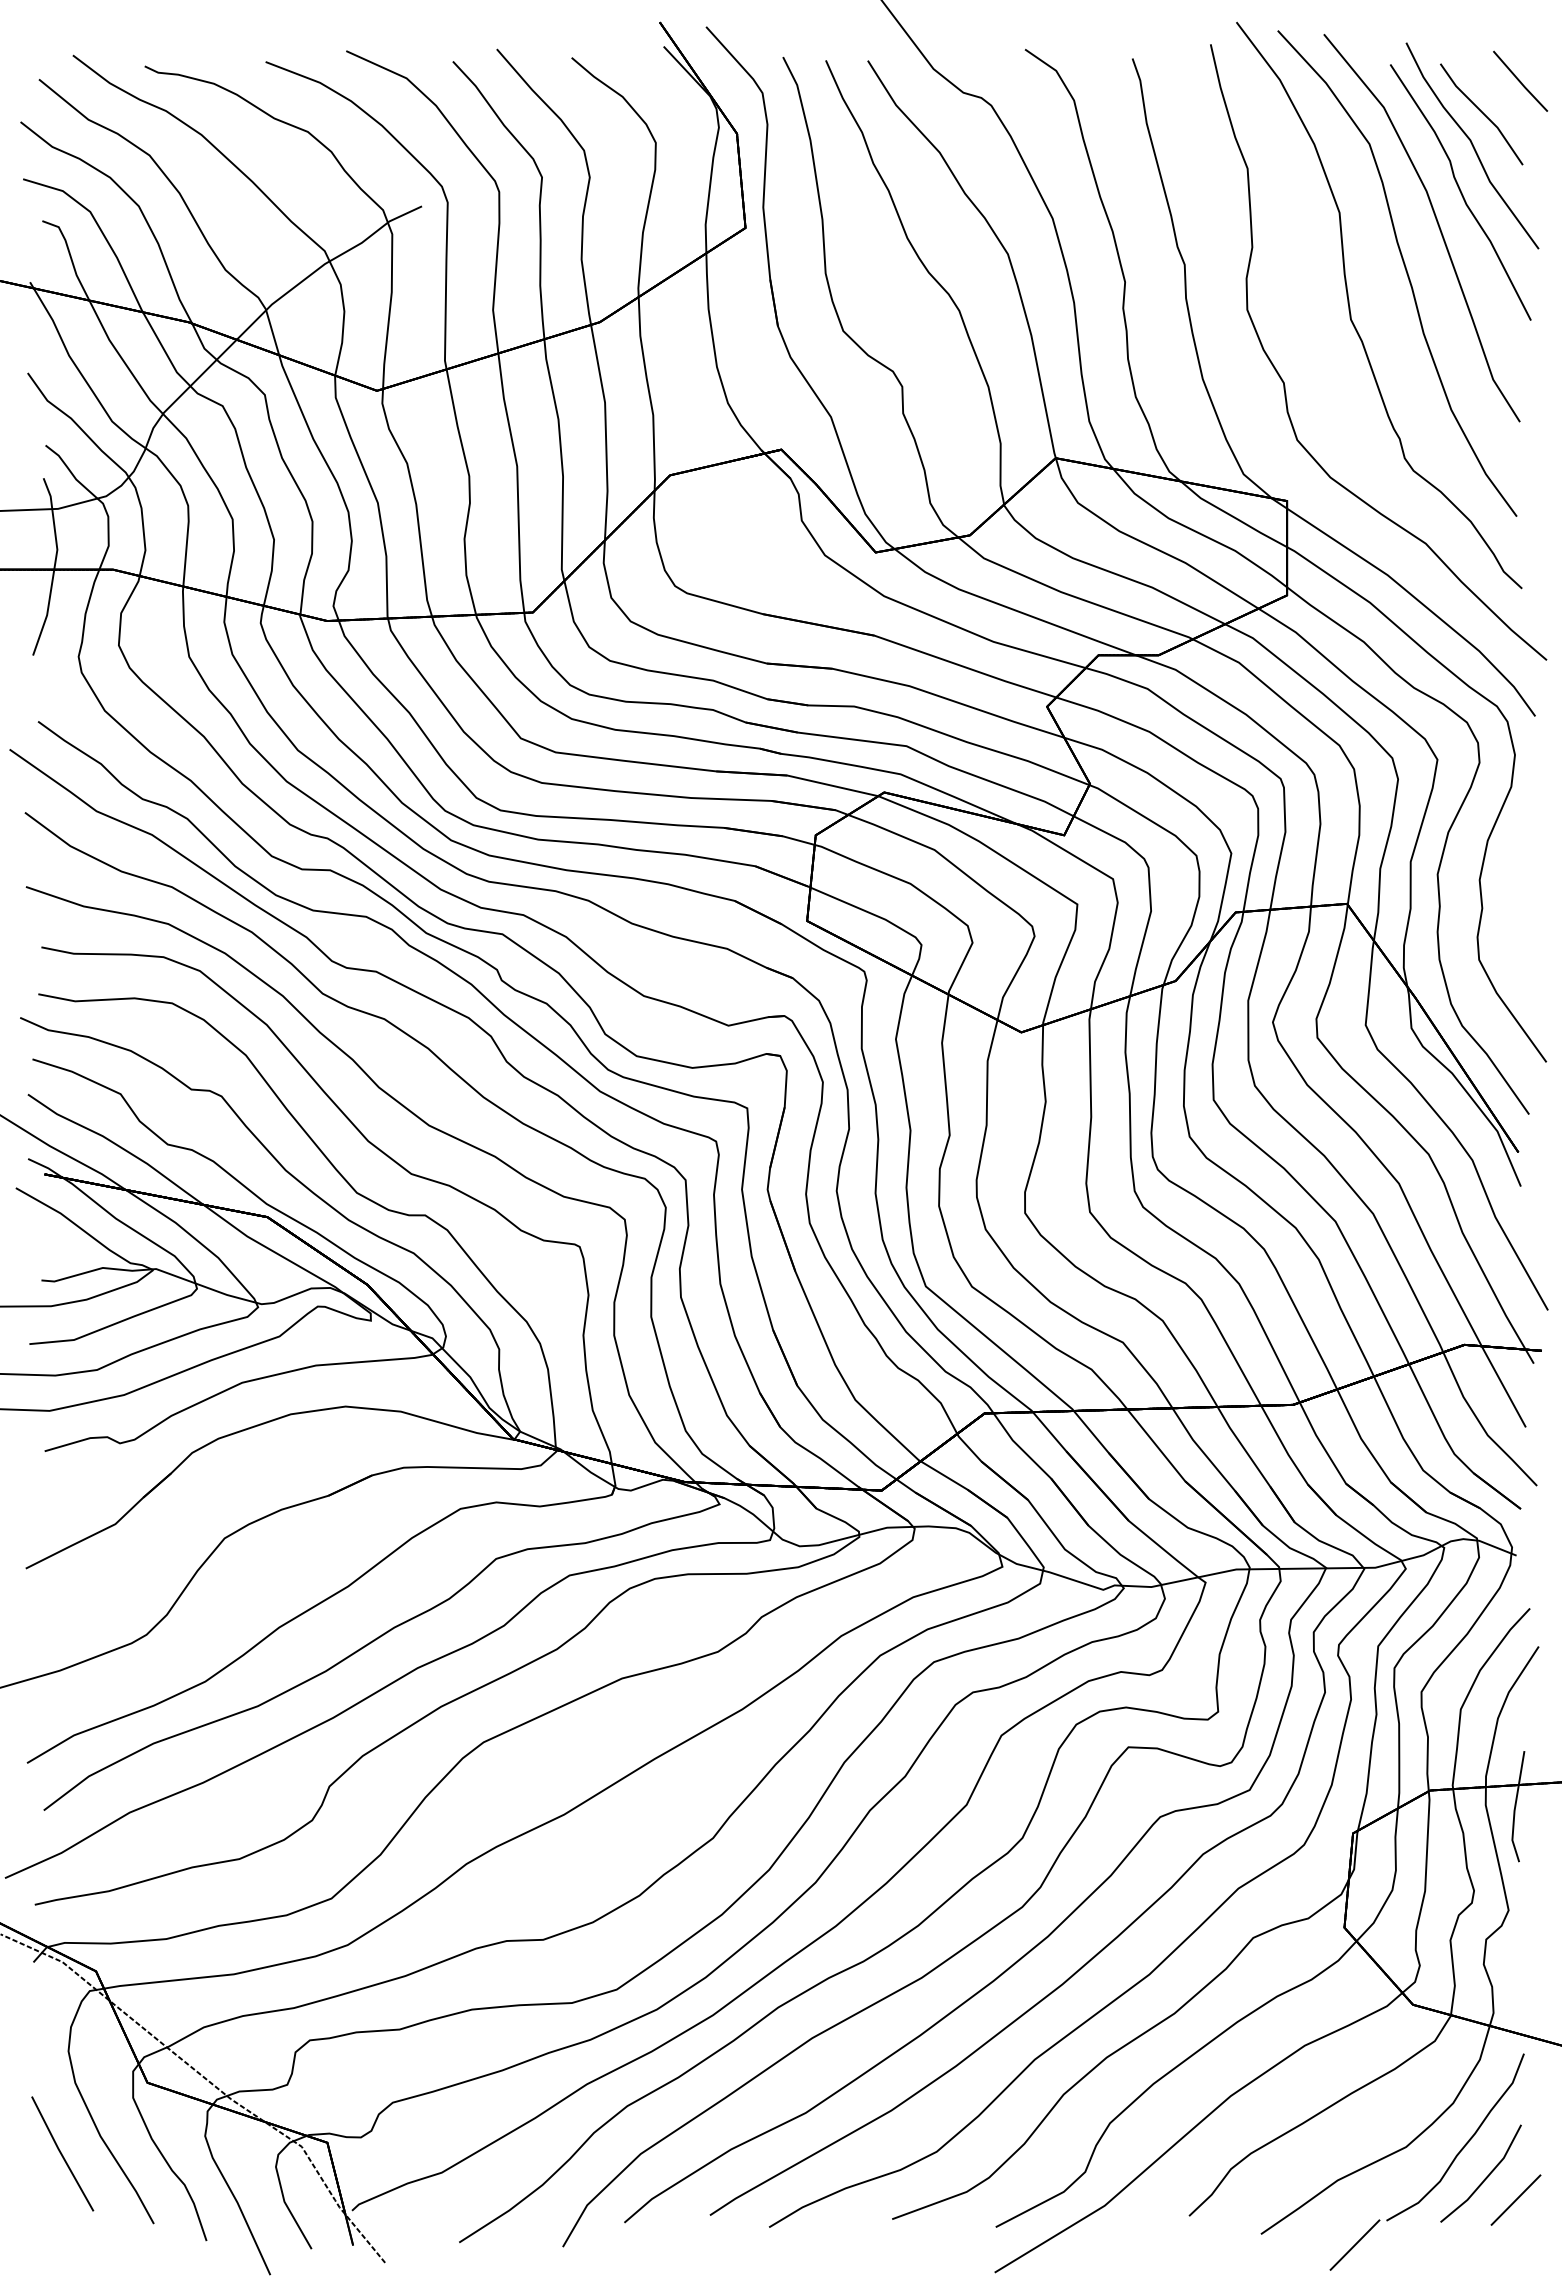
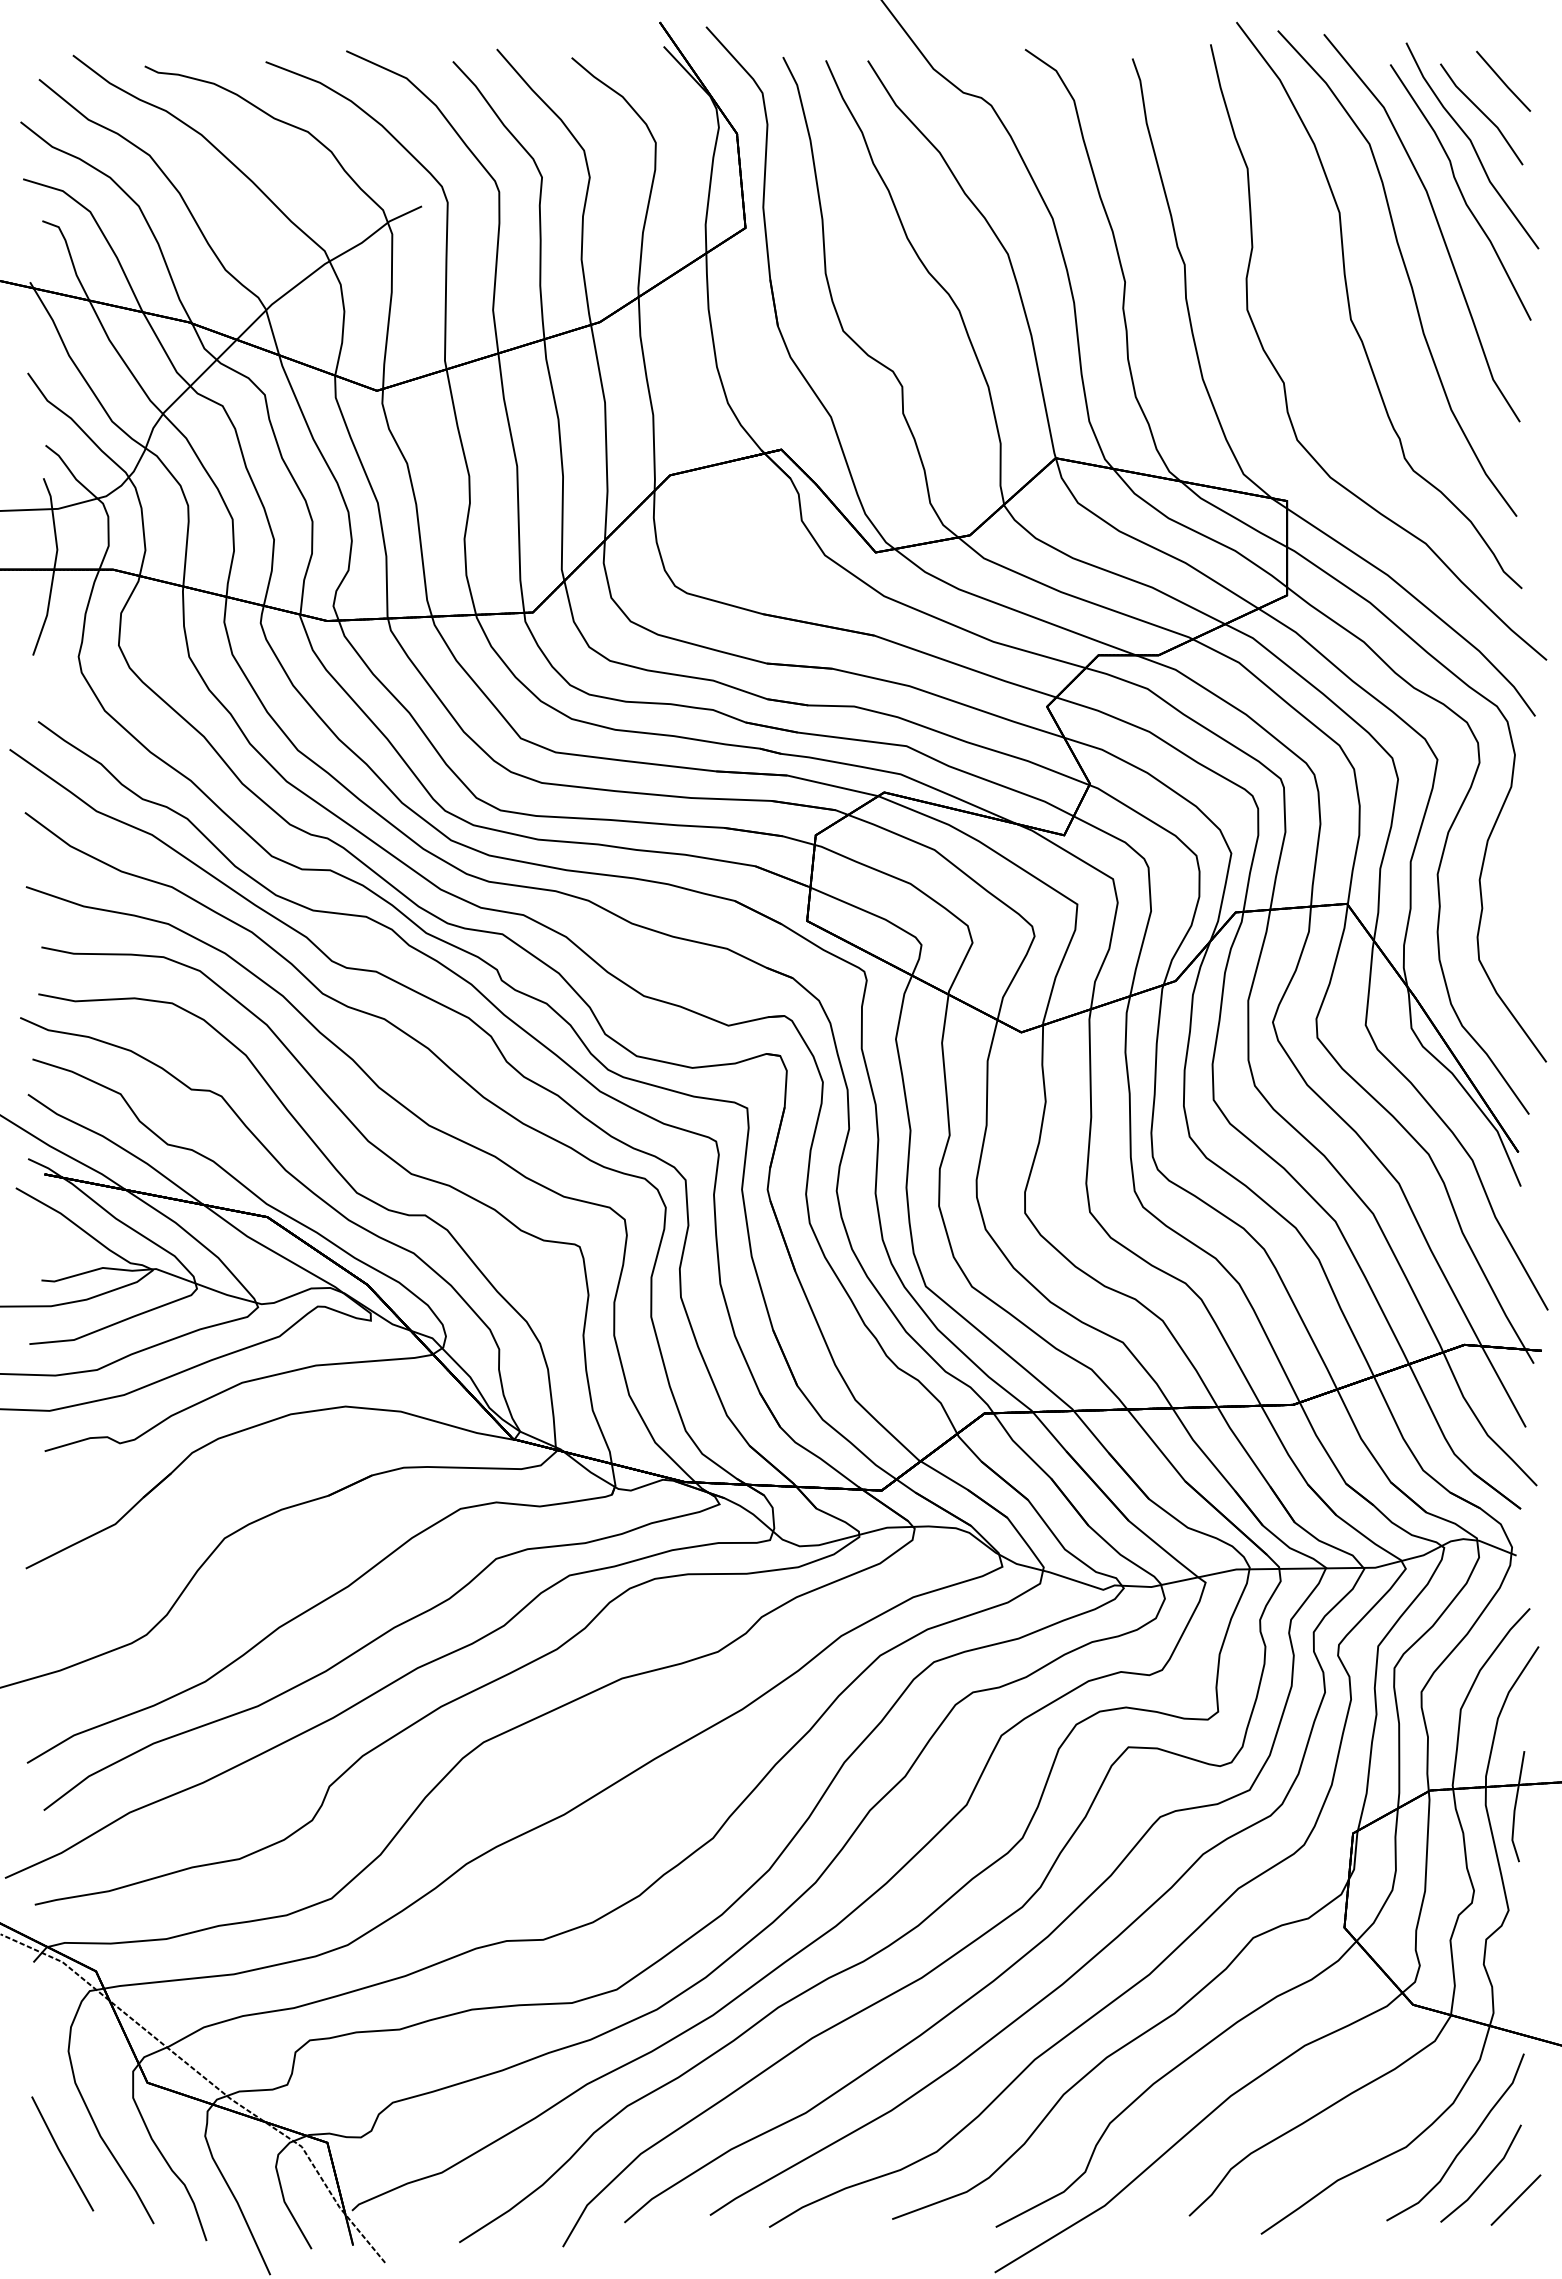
line position: (1520, 80) -> (1503, 80) (1503, 80)
line: present -> none (1354, 2244)
